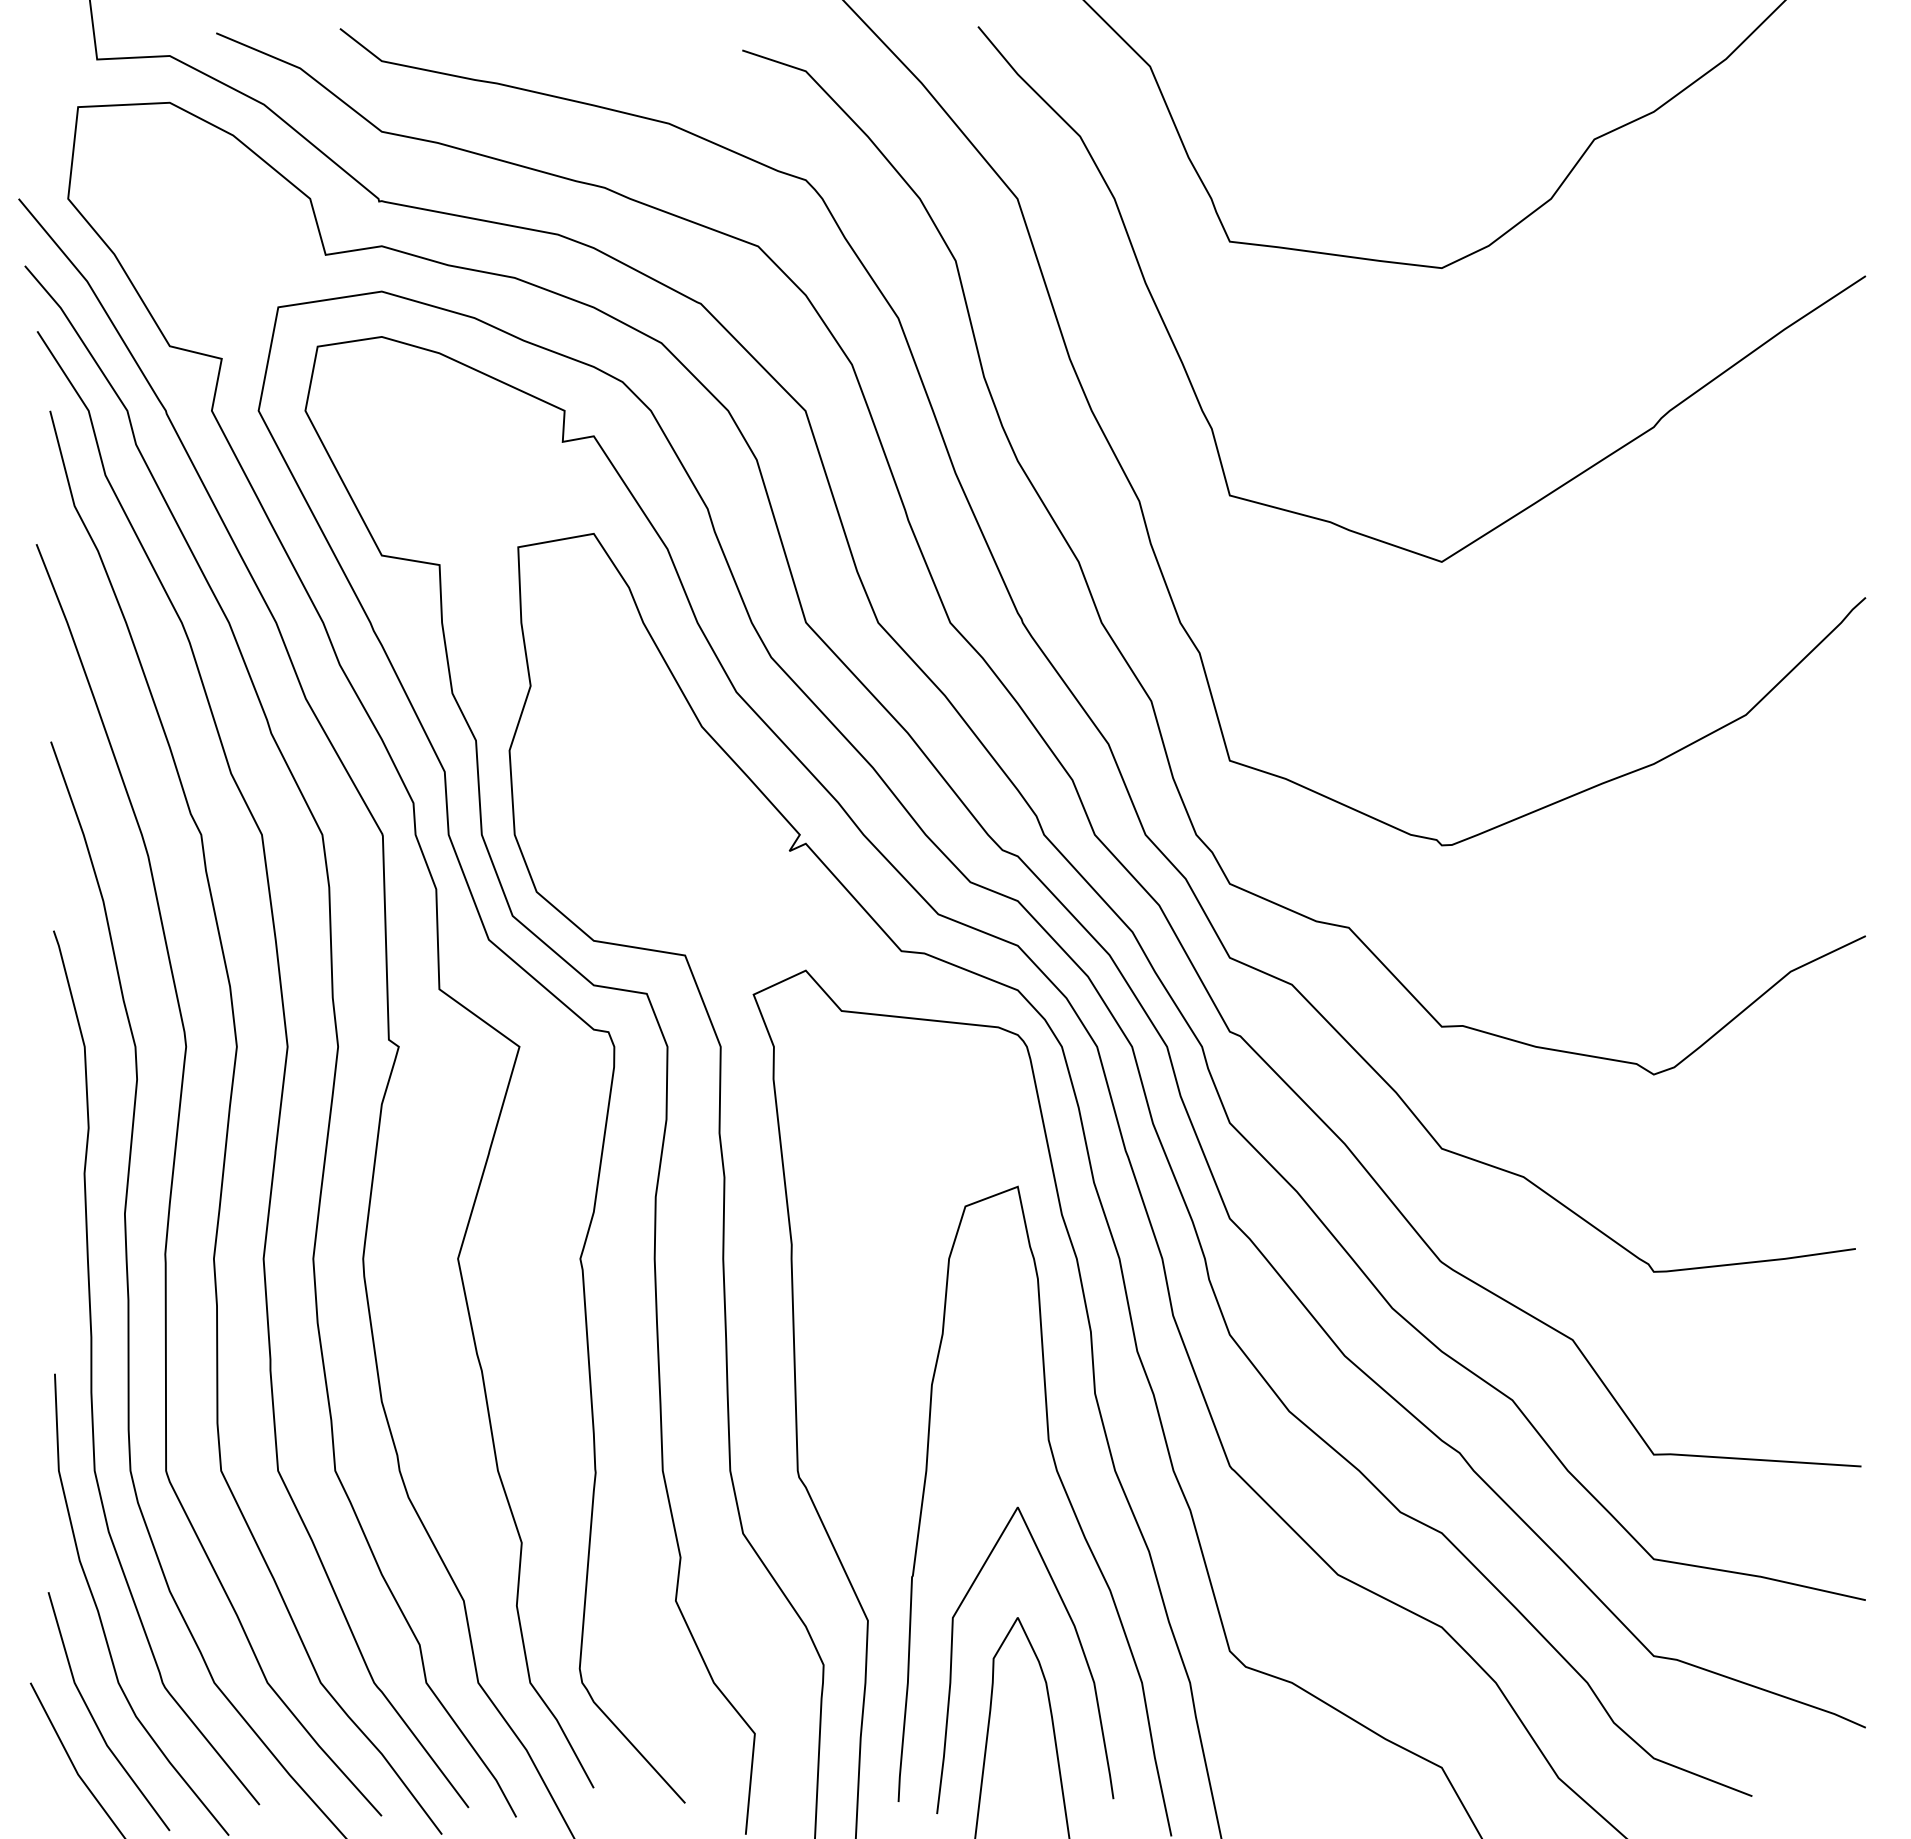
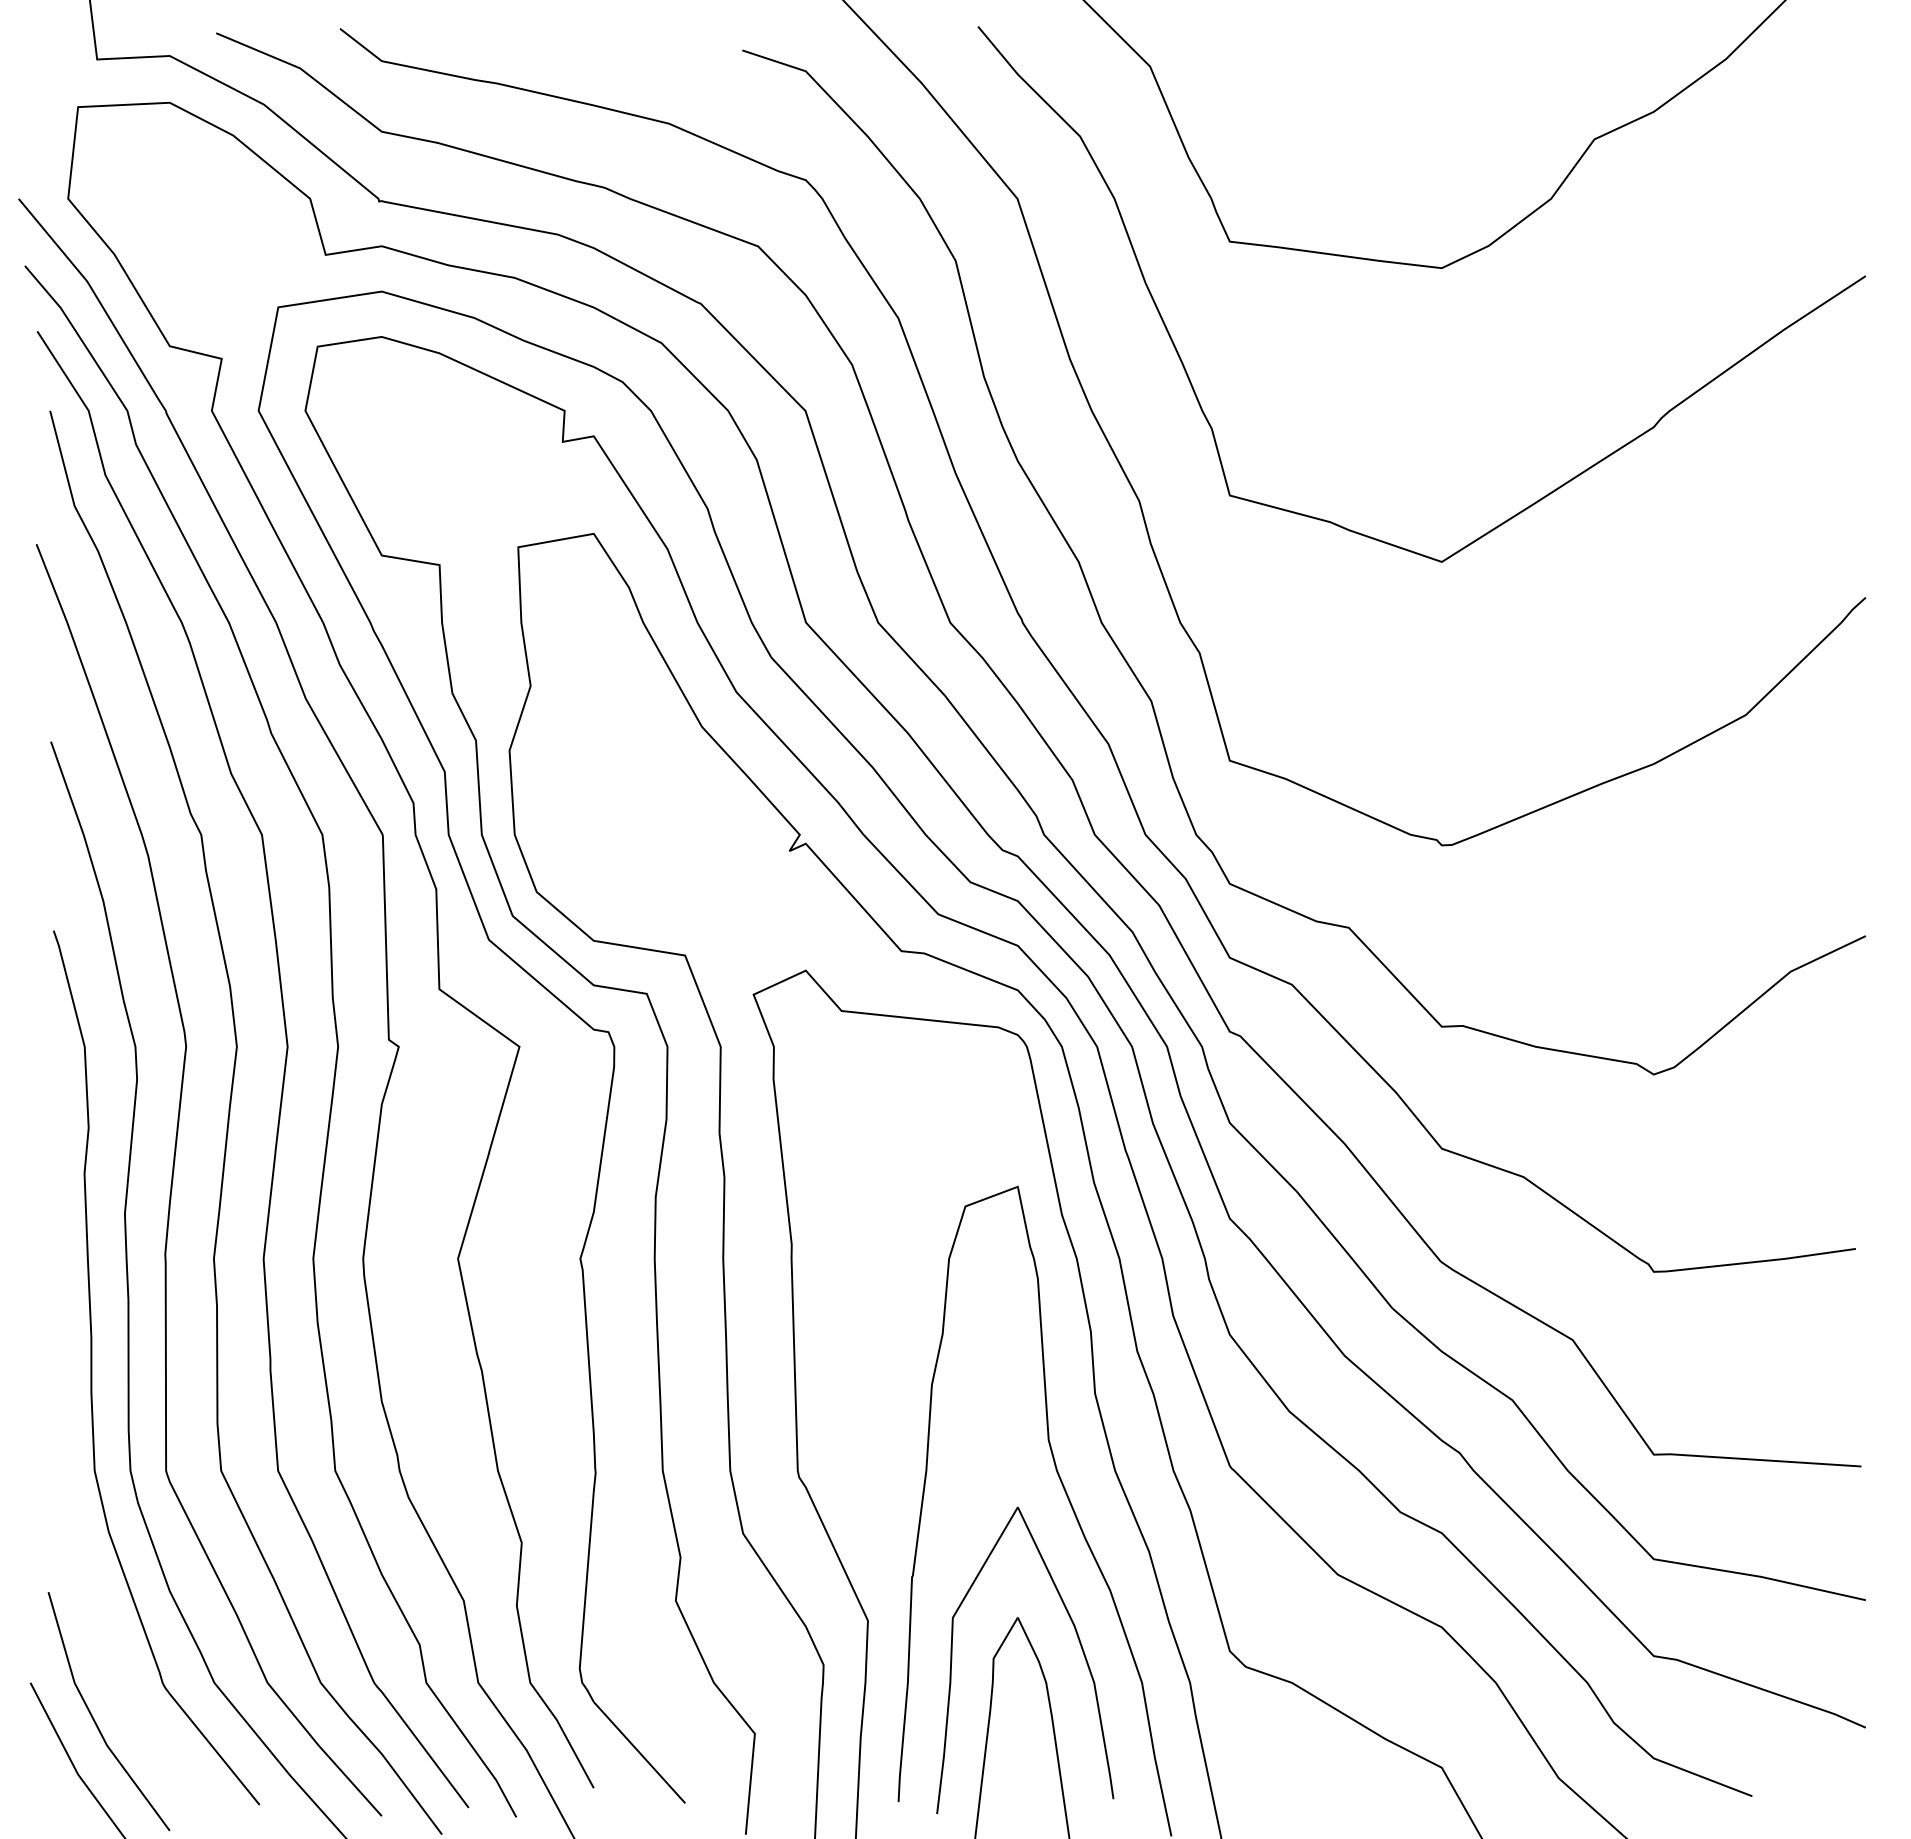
curve: present -> none (101, 1618)
